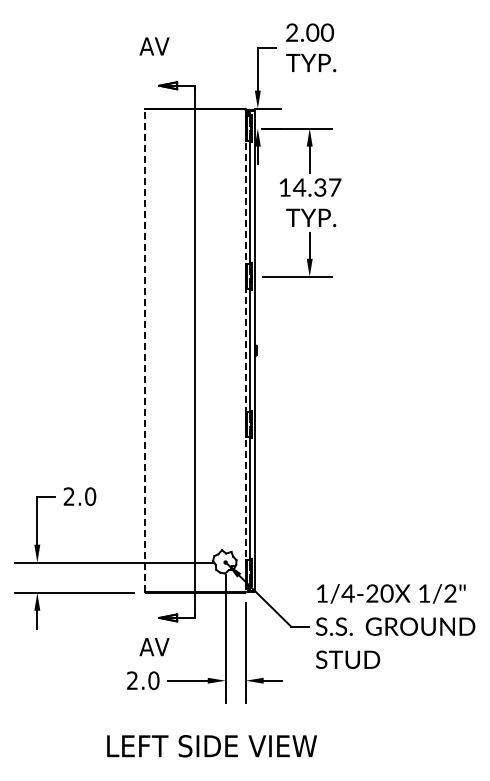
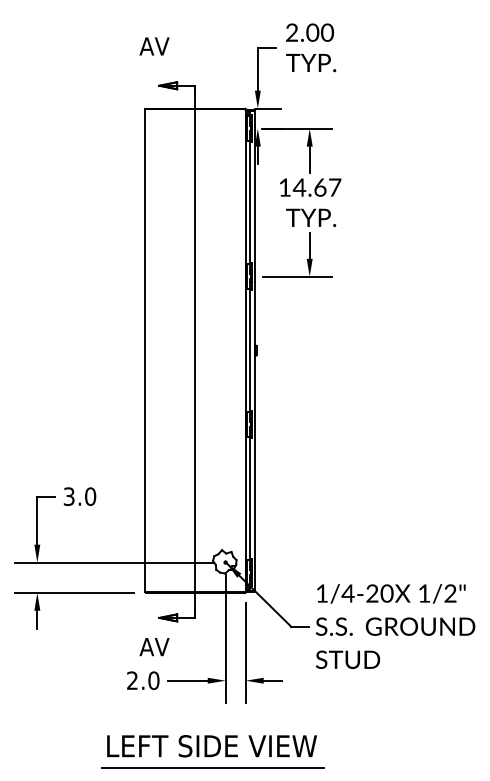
text: 14.37 -> 14.67 (320, 187)
line: dashed -> solid (144, 350)
line: dashed -> solid (245, 350)
text: 2.0 -> 3.0 (68, 496)
line: none -> present (212, 767)
